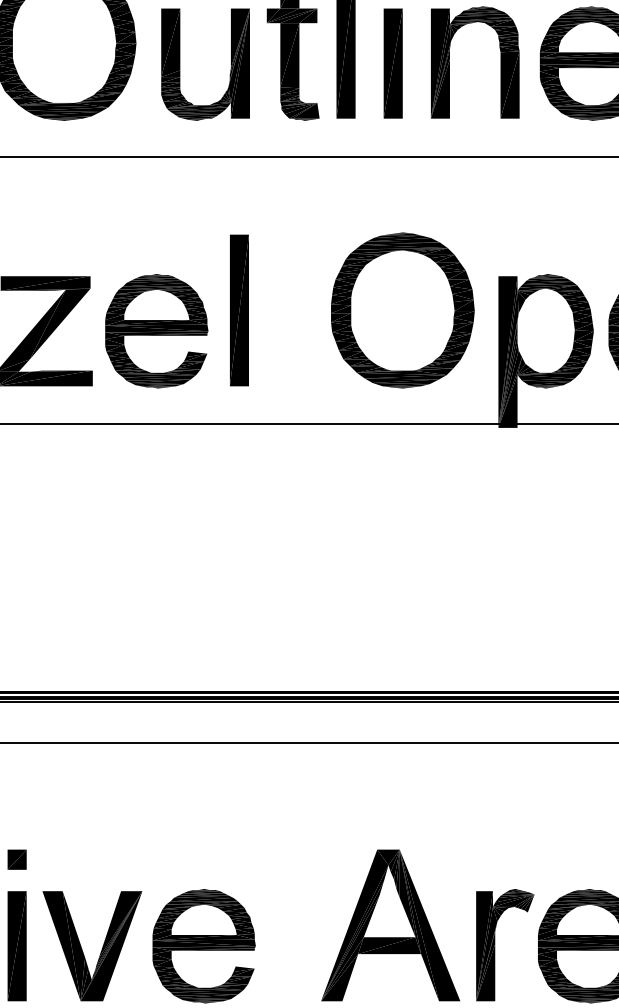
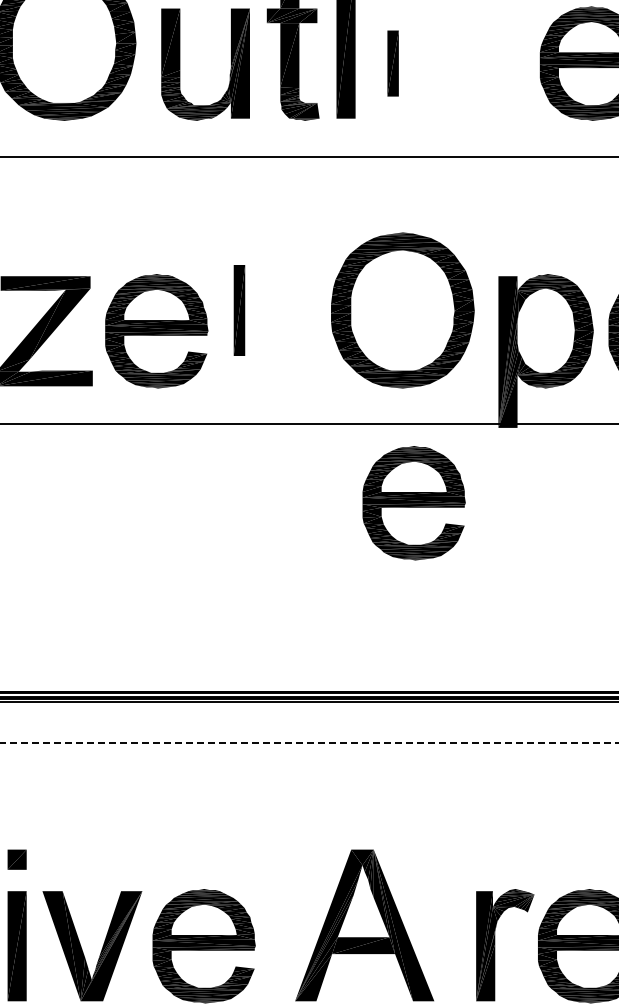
part: present -> none (500, 62)
part size: 20x111 px -> 12x67 px (392, 63)
part size: 19x153 px -> 13x91 px (239, 310)
part: none -> present (413, 503)
line: solid -> dashed (309, 742)
part position: (390, 925) -> (364, 925) (364, 925)
